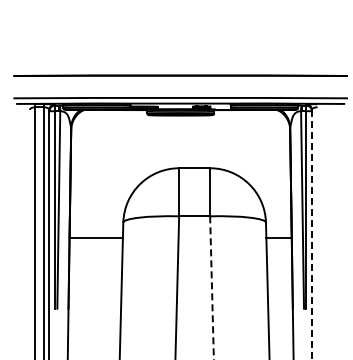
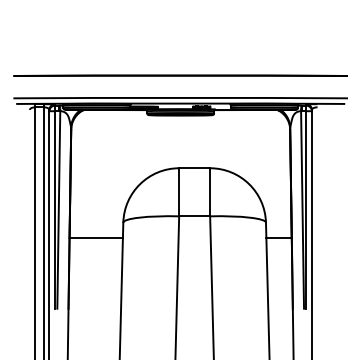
line: dashed -> solid (311, 234)
line: dashed -> solid (212, 288)
